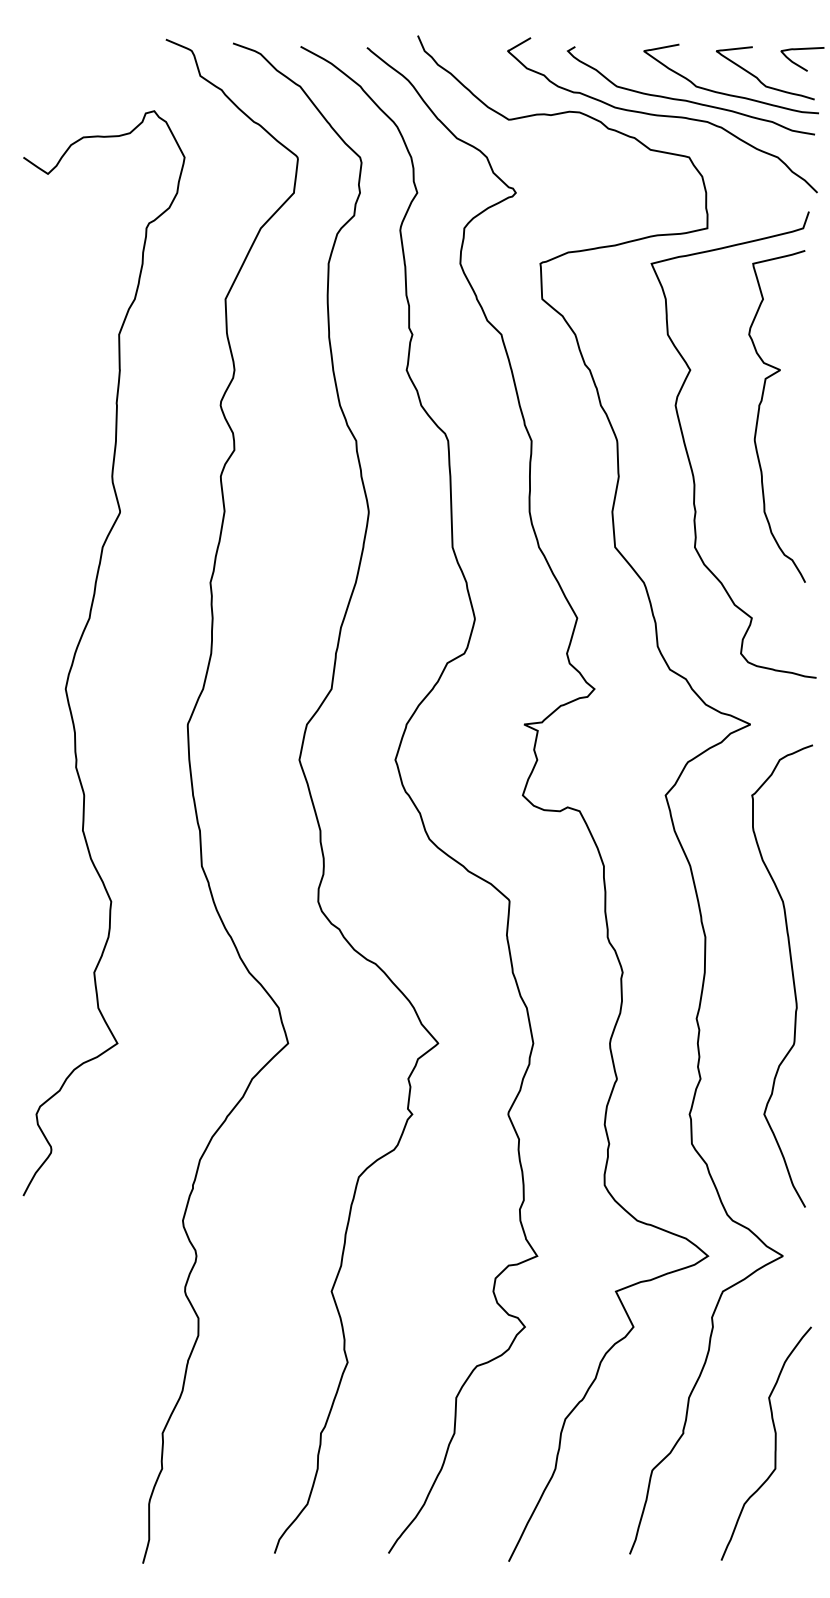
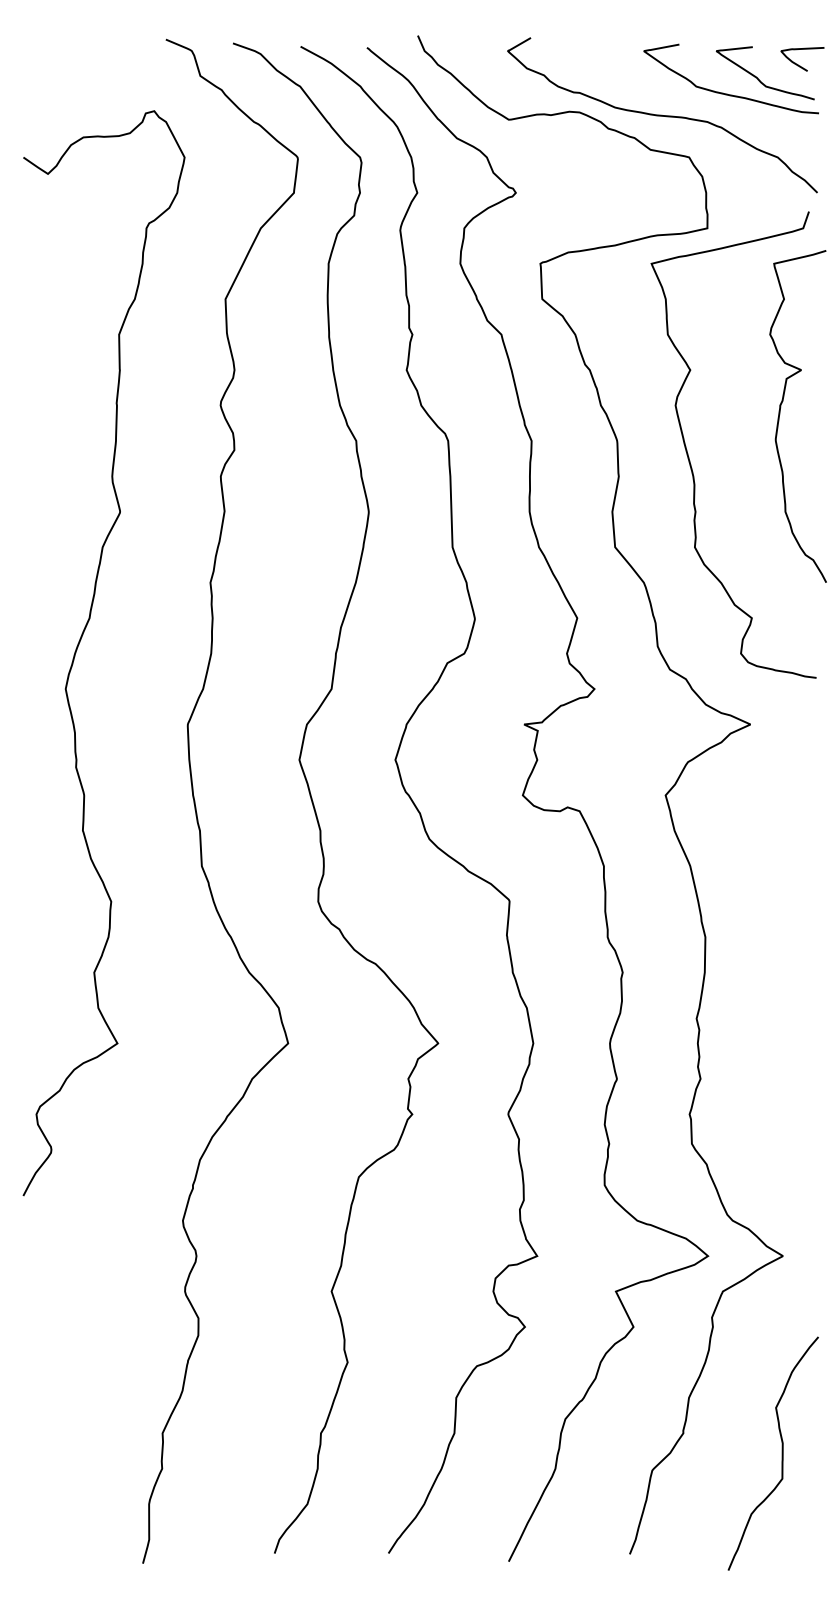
curve: present -> none (690, 100)
curve position: (759, 414) -> (780, 414) (780, 414)
curve: present -> none (791, 973)
curve position: (774, 1443) -> (781, 1453) (781, 1453)
